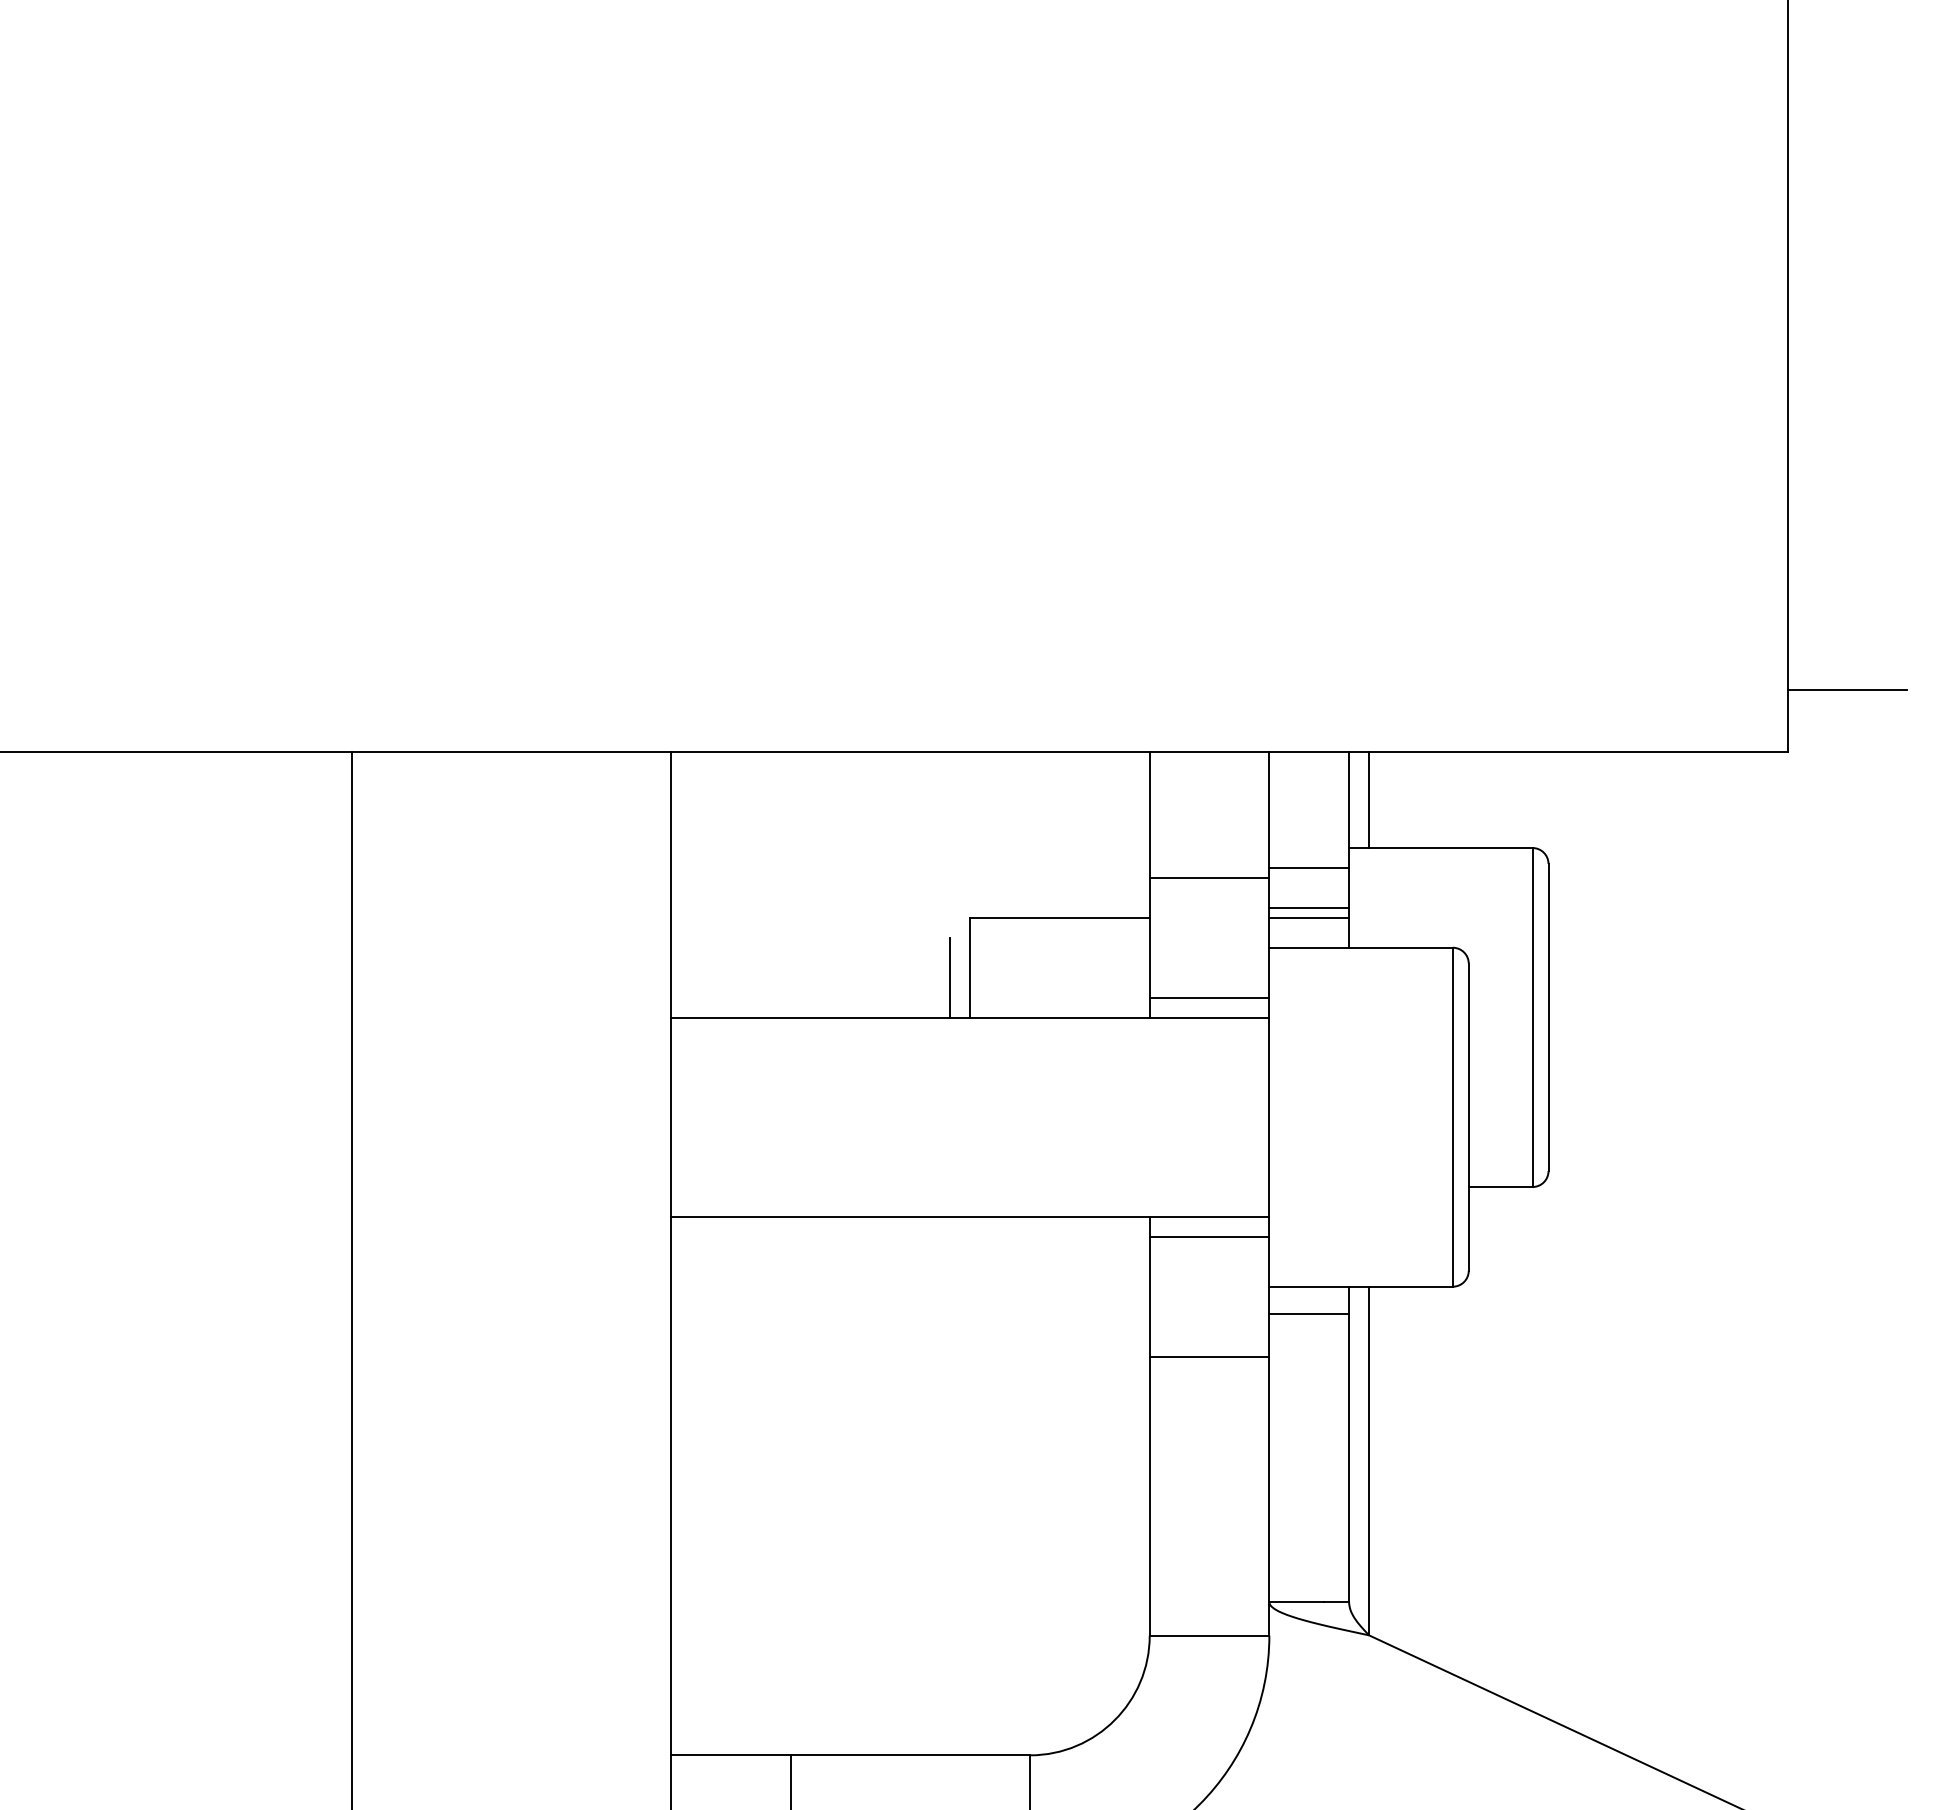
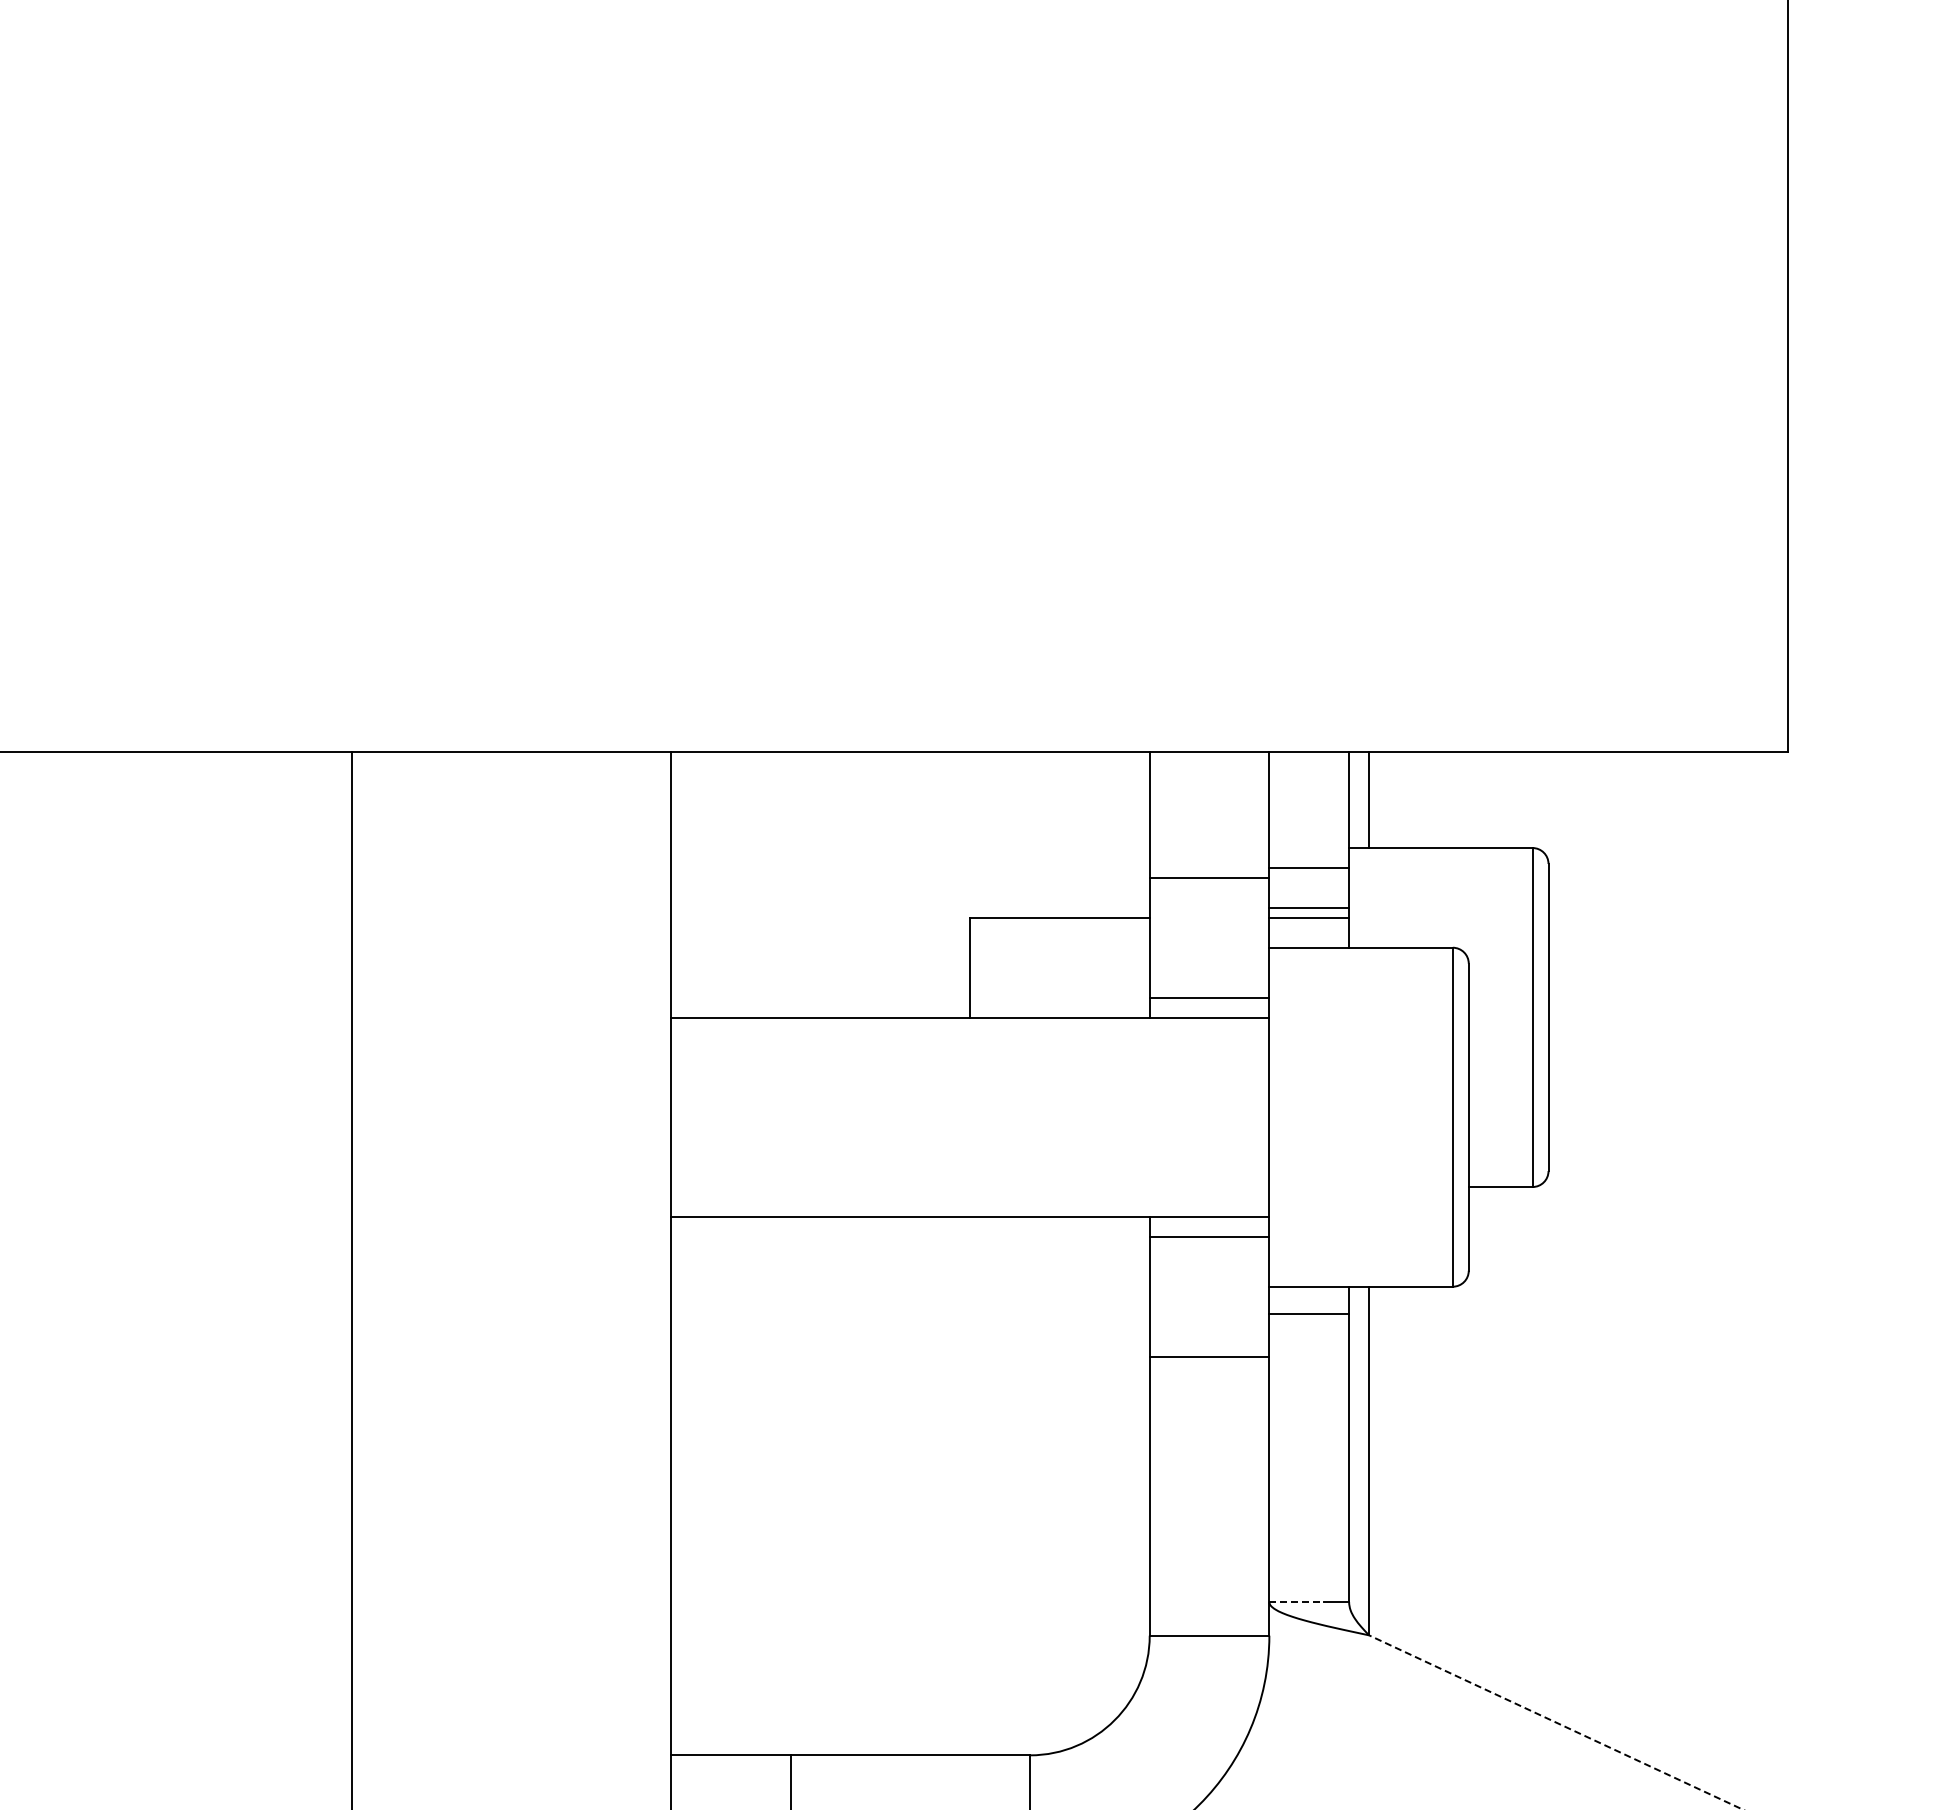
line: present -> none (1847, 690)
line: present -> none (950, 977)
line: solid -> dashed (1297, 1602)
line: solid -> dashed (1555, 1722)
